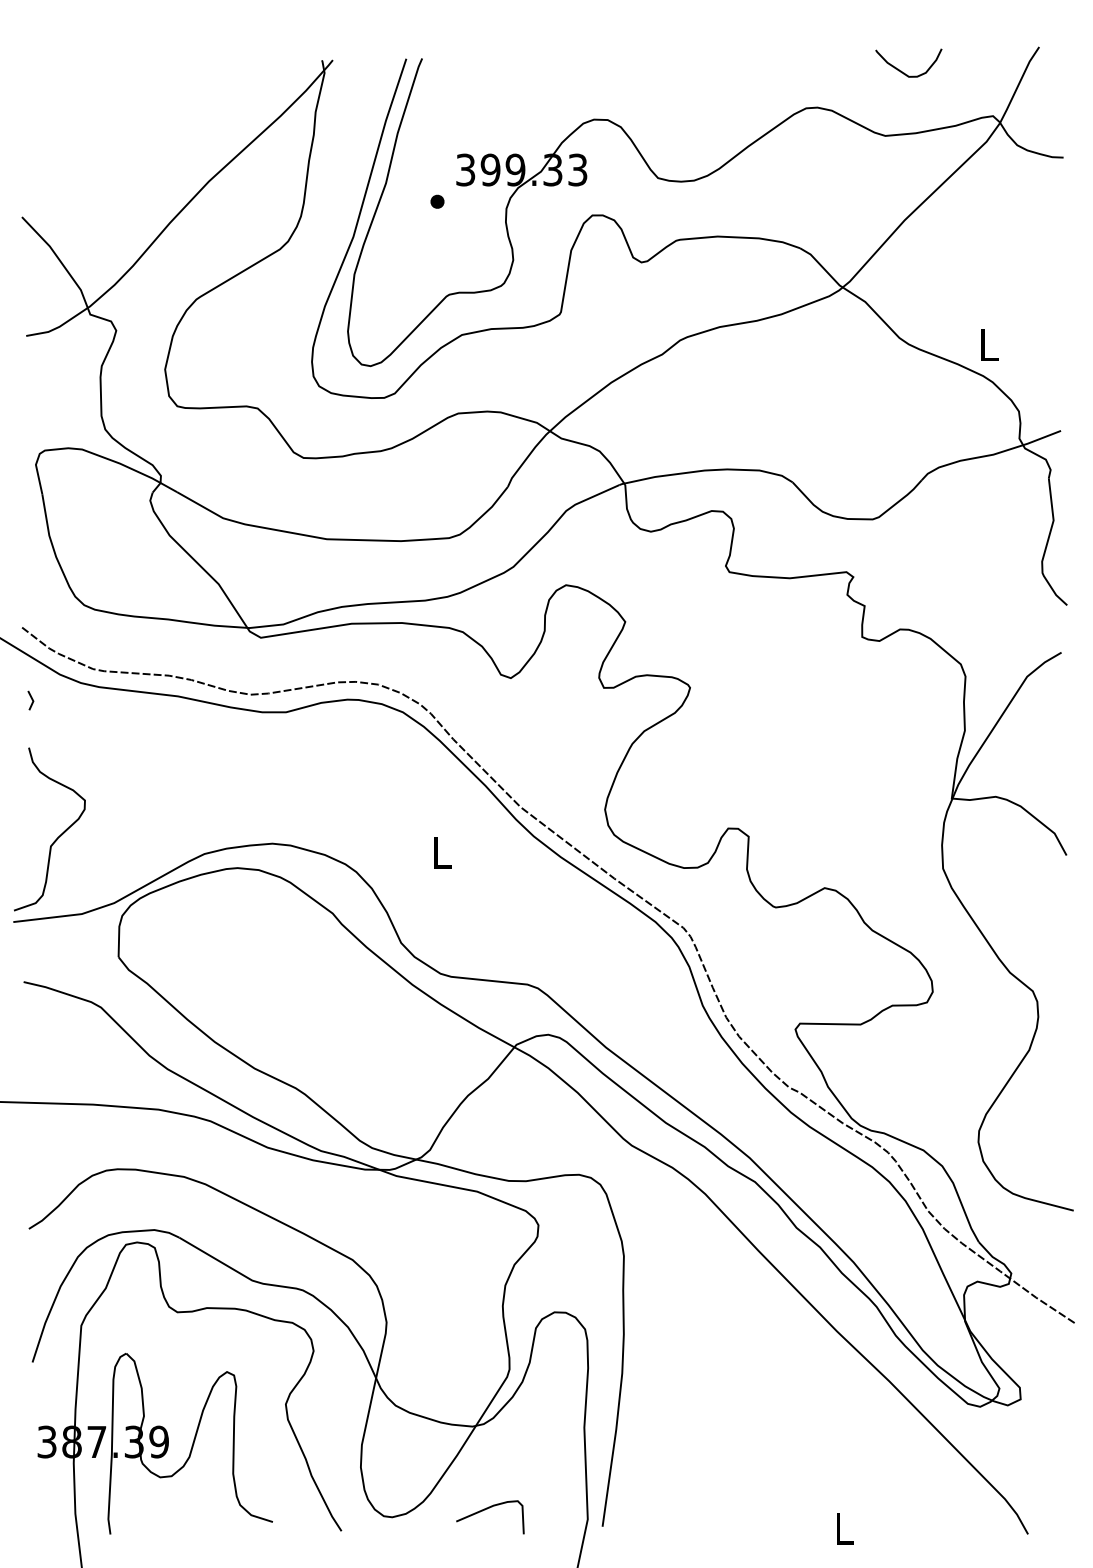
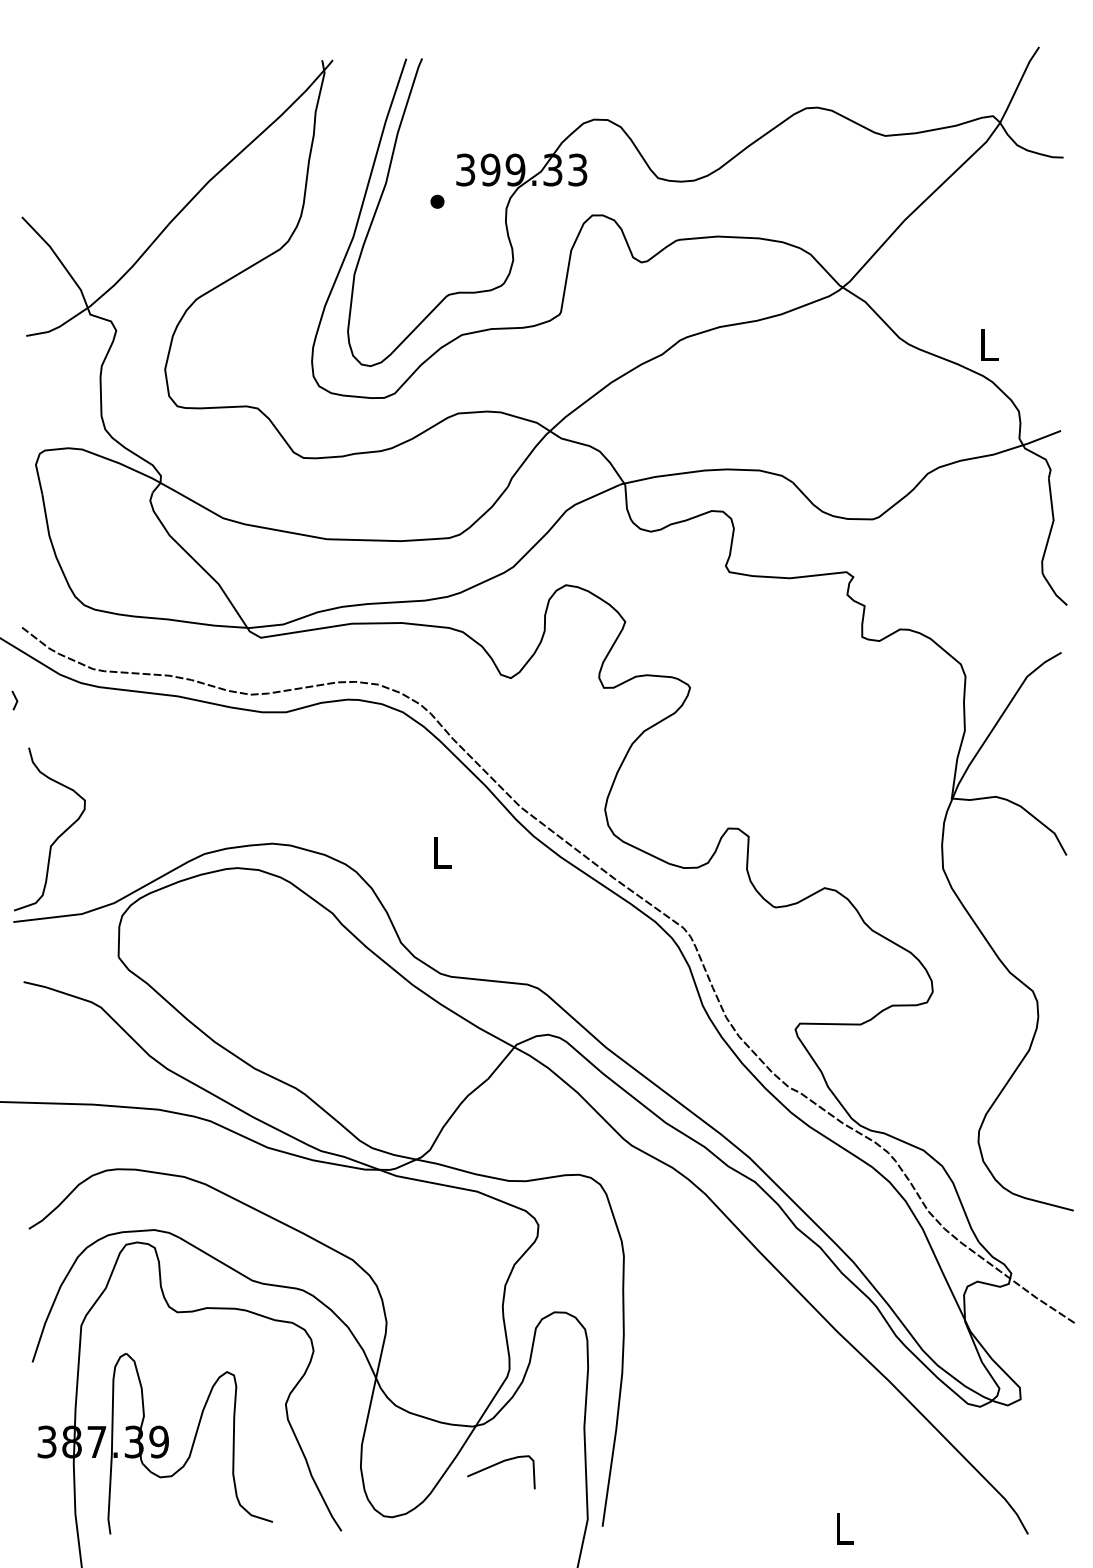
curve: present -> none (901, 70)
line position: (31, 699) -> (15, 699) (15, 699)
curve position: (487, 1509) -> (498, 1464) (498, 1464)
